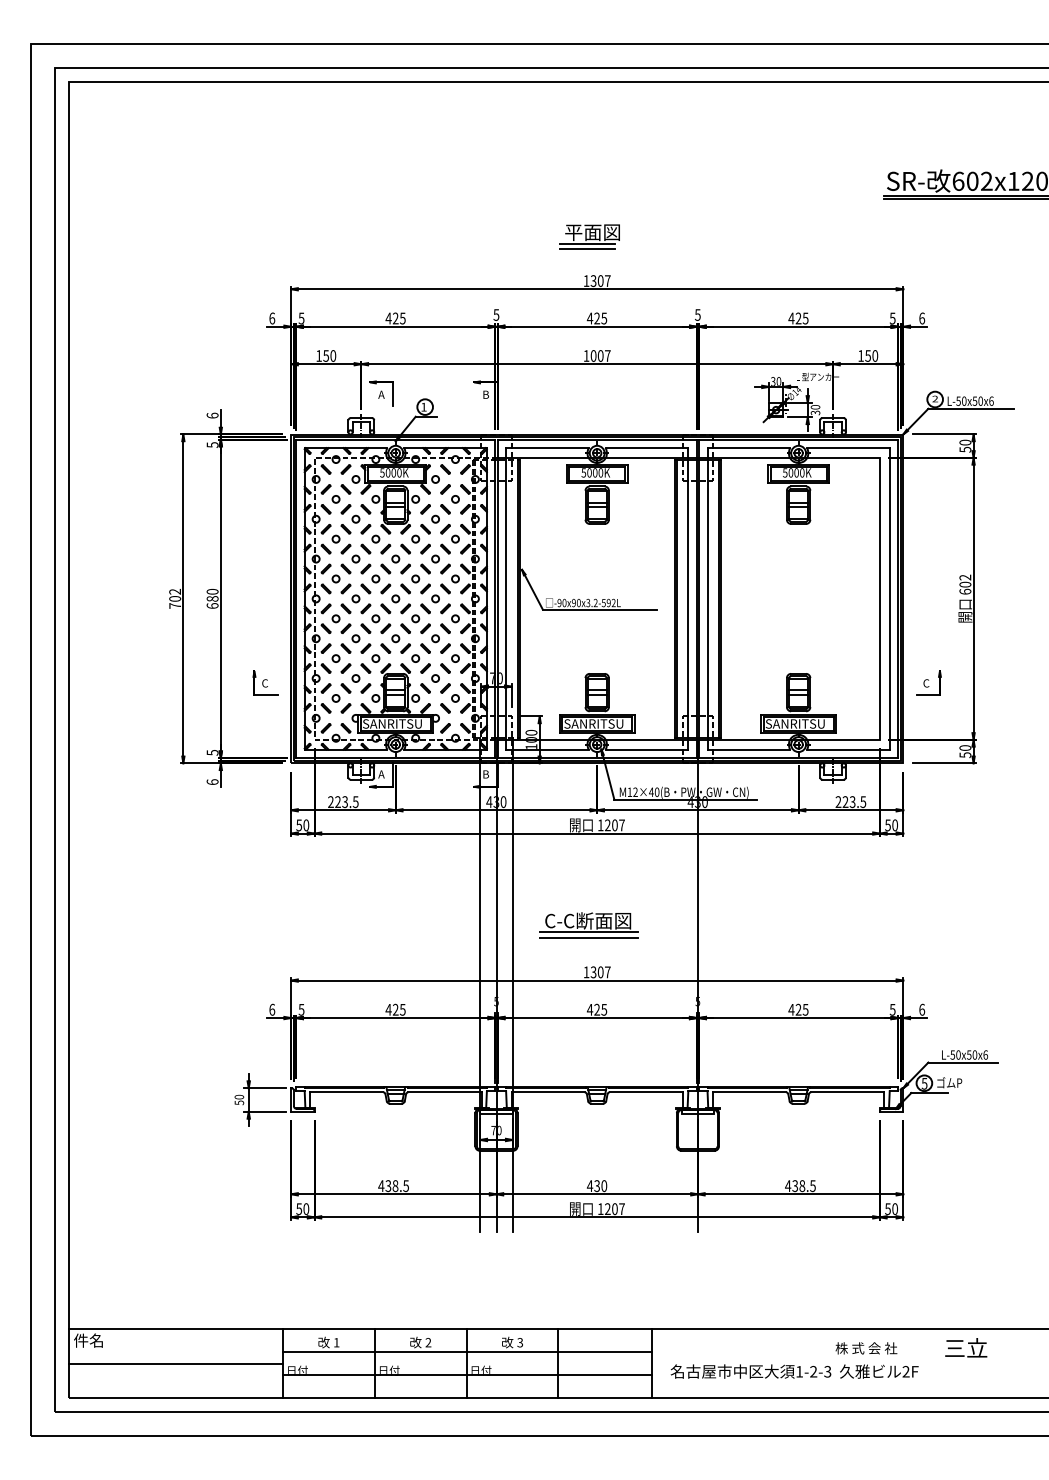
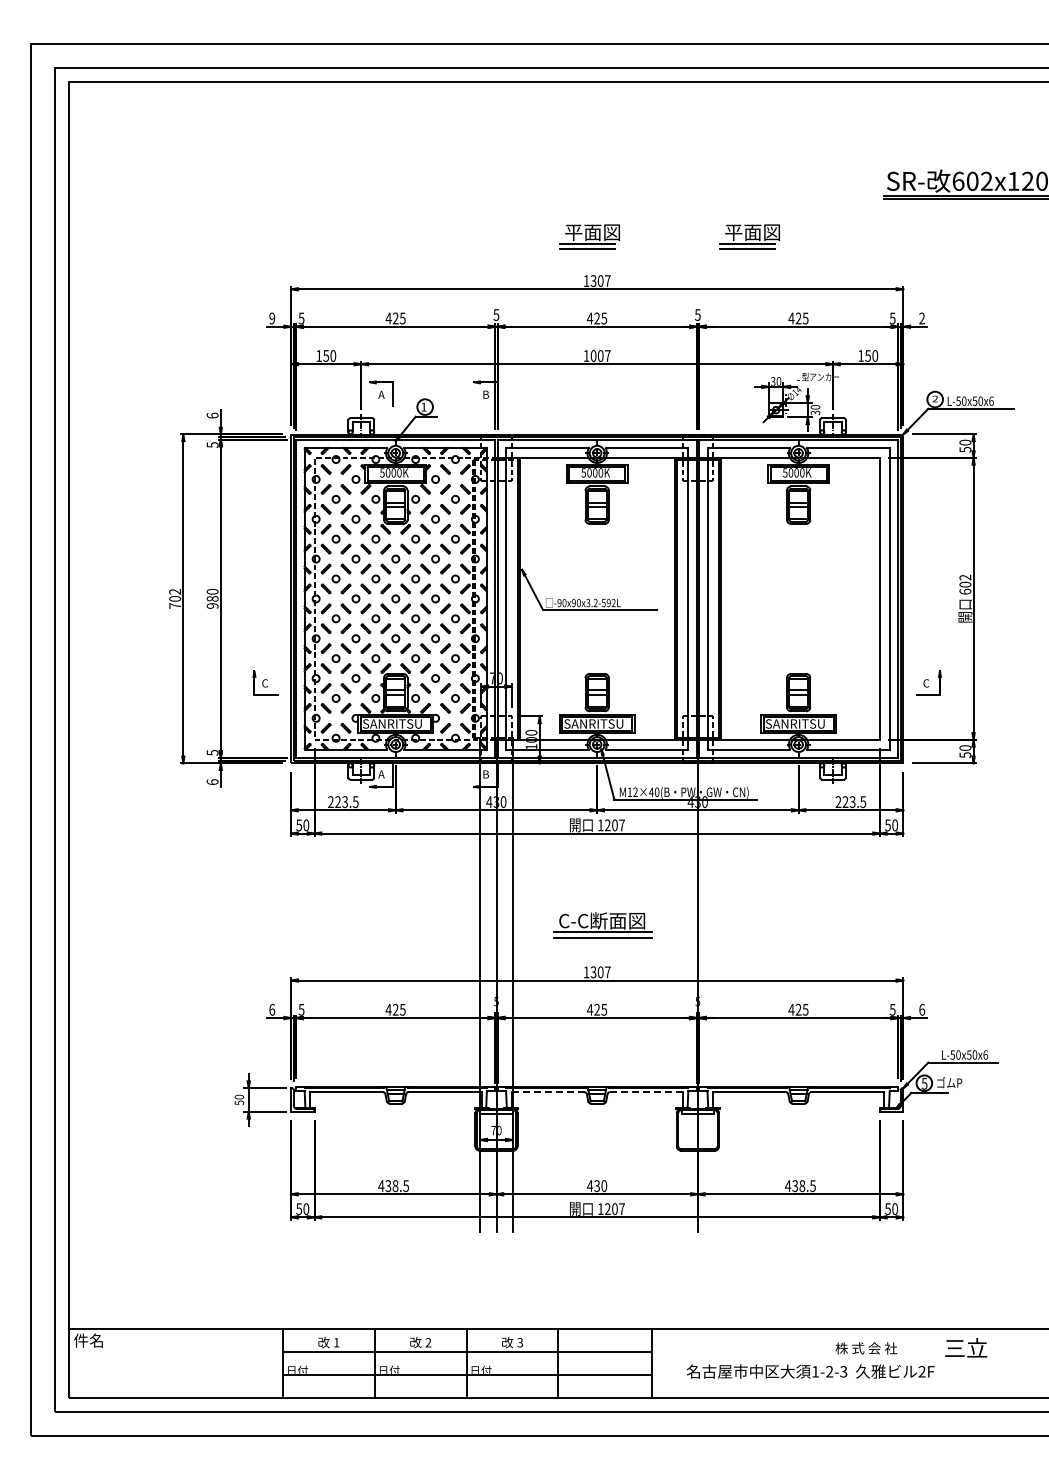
part: none -> present (749, 236)
text: 6 -> 9 (272, 318)
text: 6 -> 2 (922, 318)
text: 680 -> 980 (212, 605)
part position: (588, 925) -> (602, 925) (602, 925)
line: solid -> dashed (548, 1092)
line: solid -> dashed (646, 1092)
line: present -> none (175, 1363)
text position: (794, 1371) -> (810, 1371) (810, 1371)
